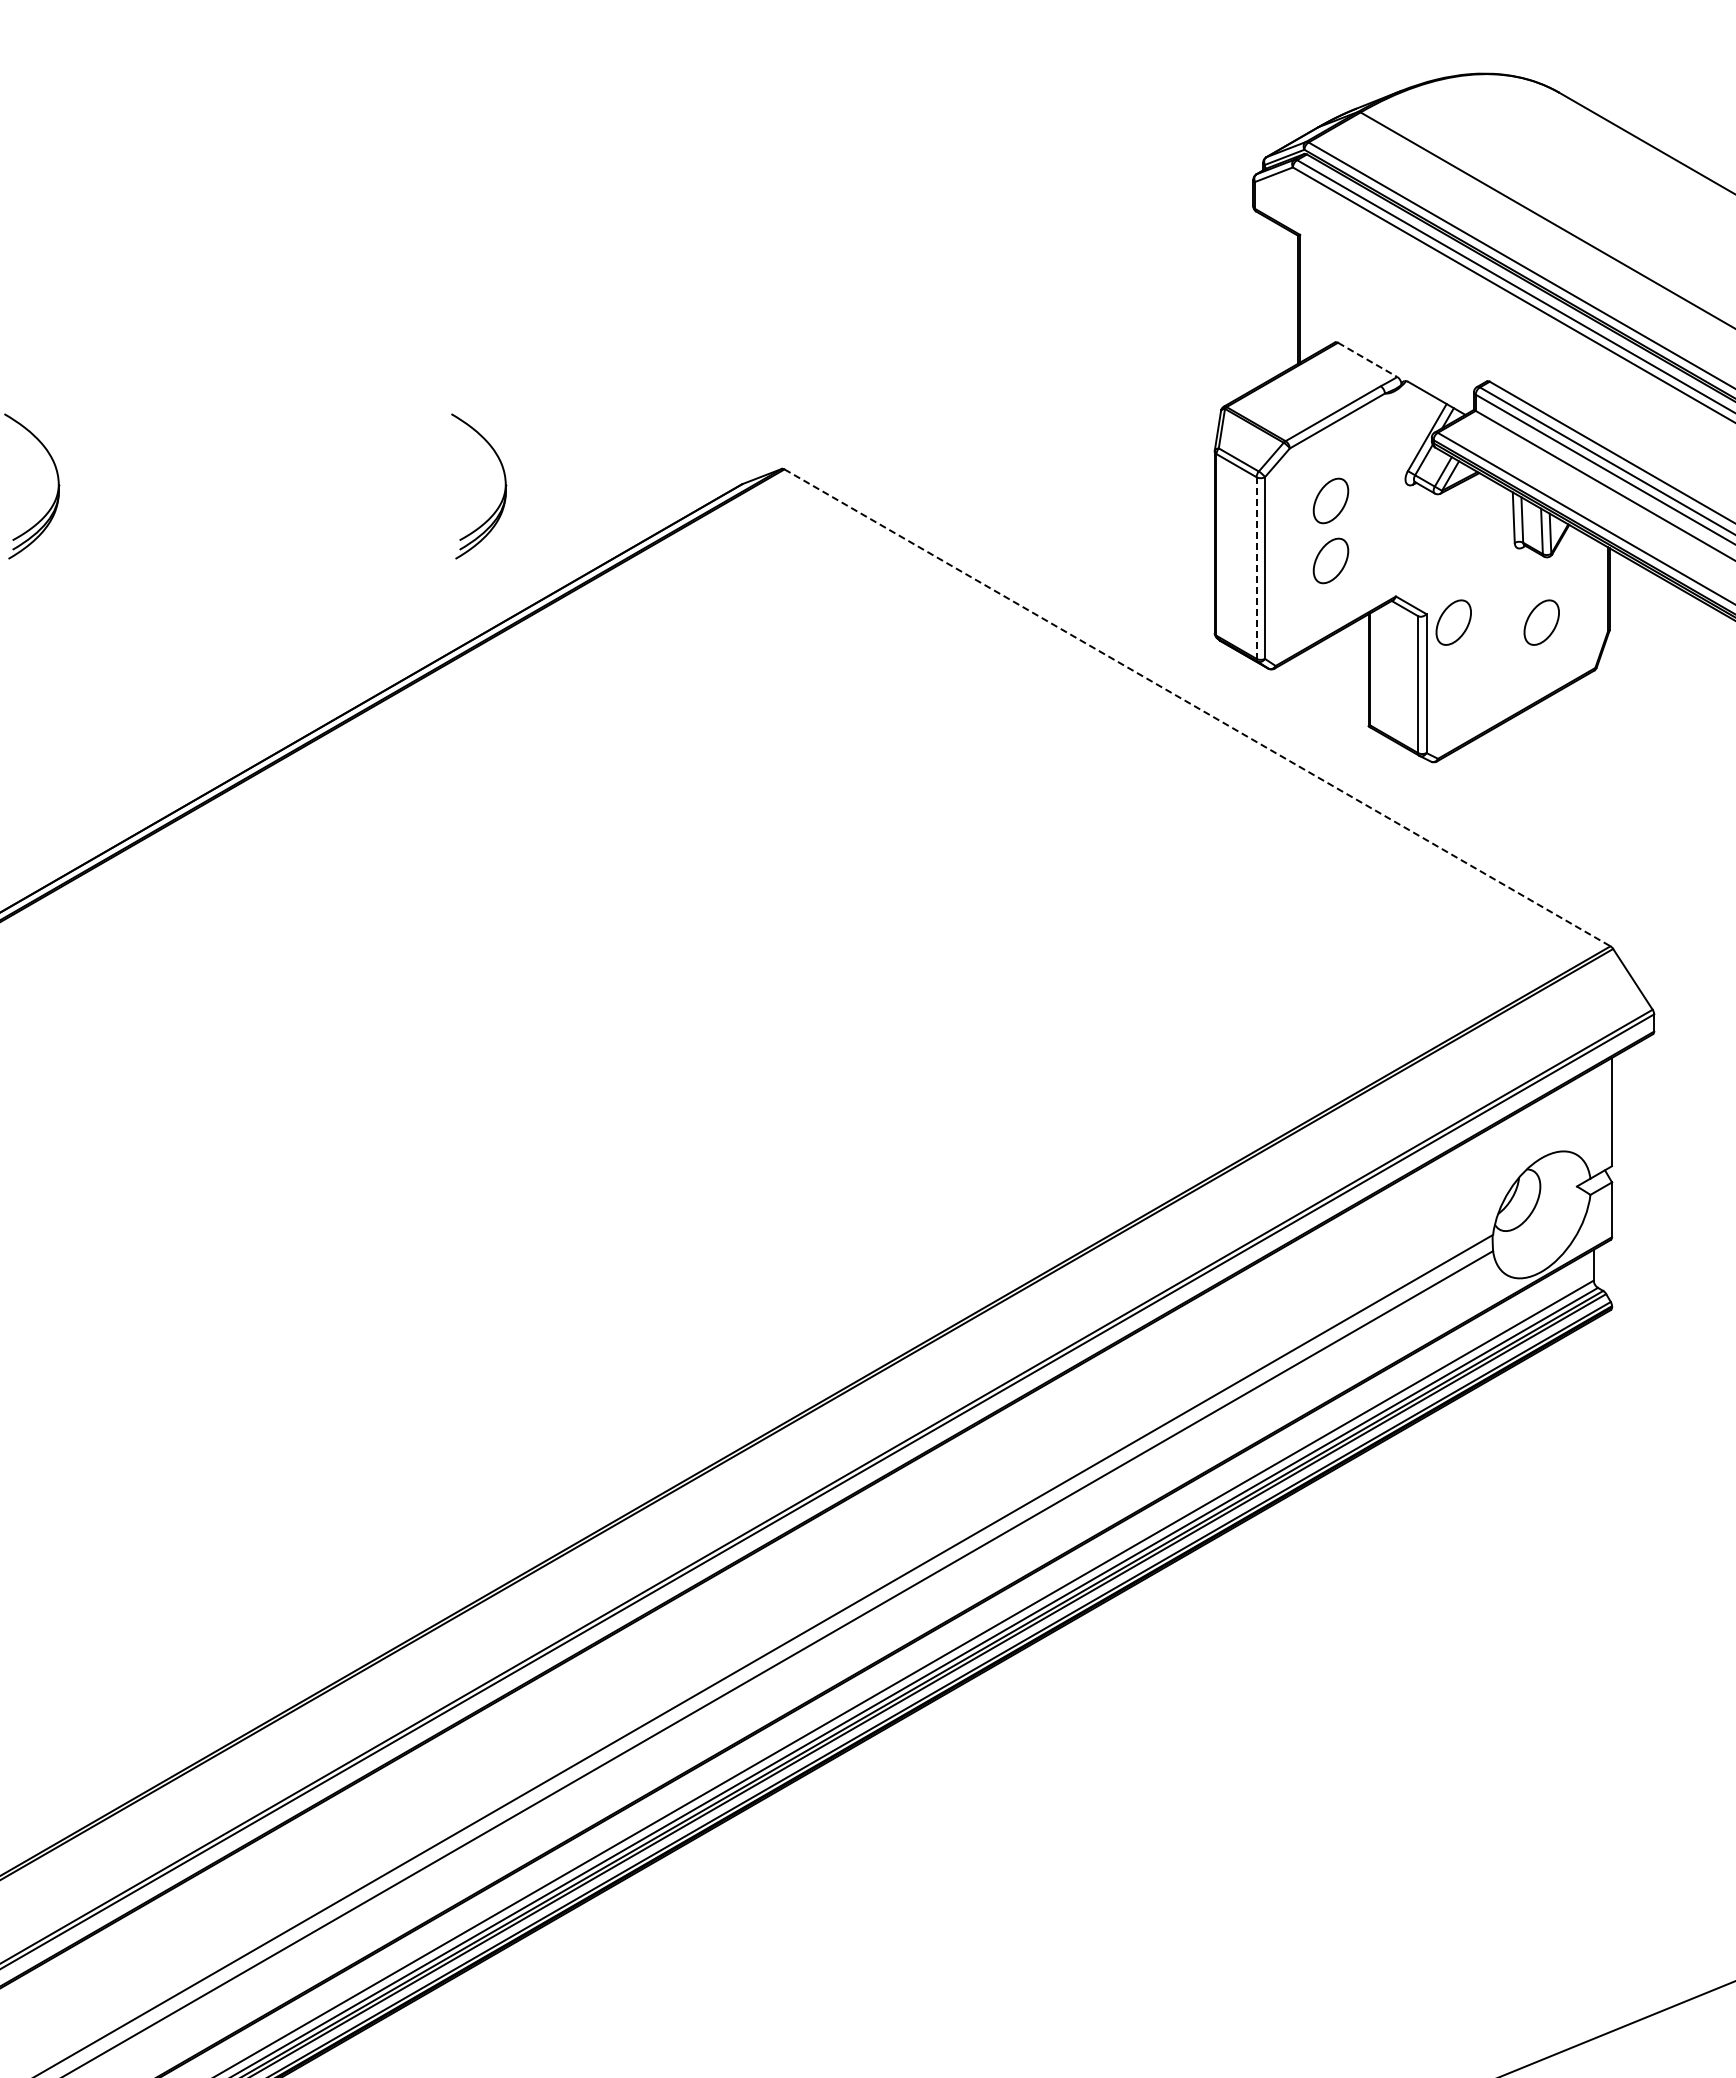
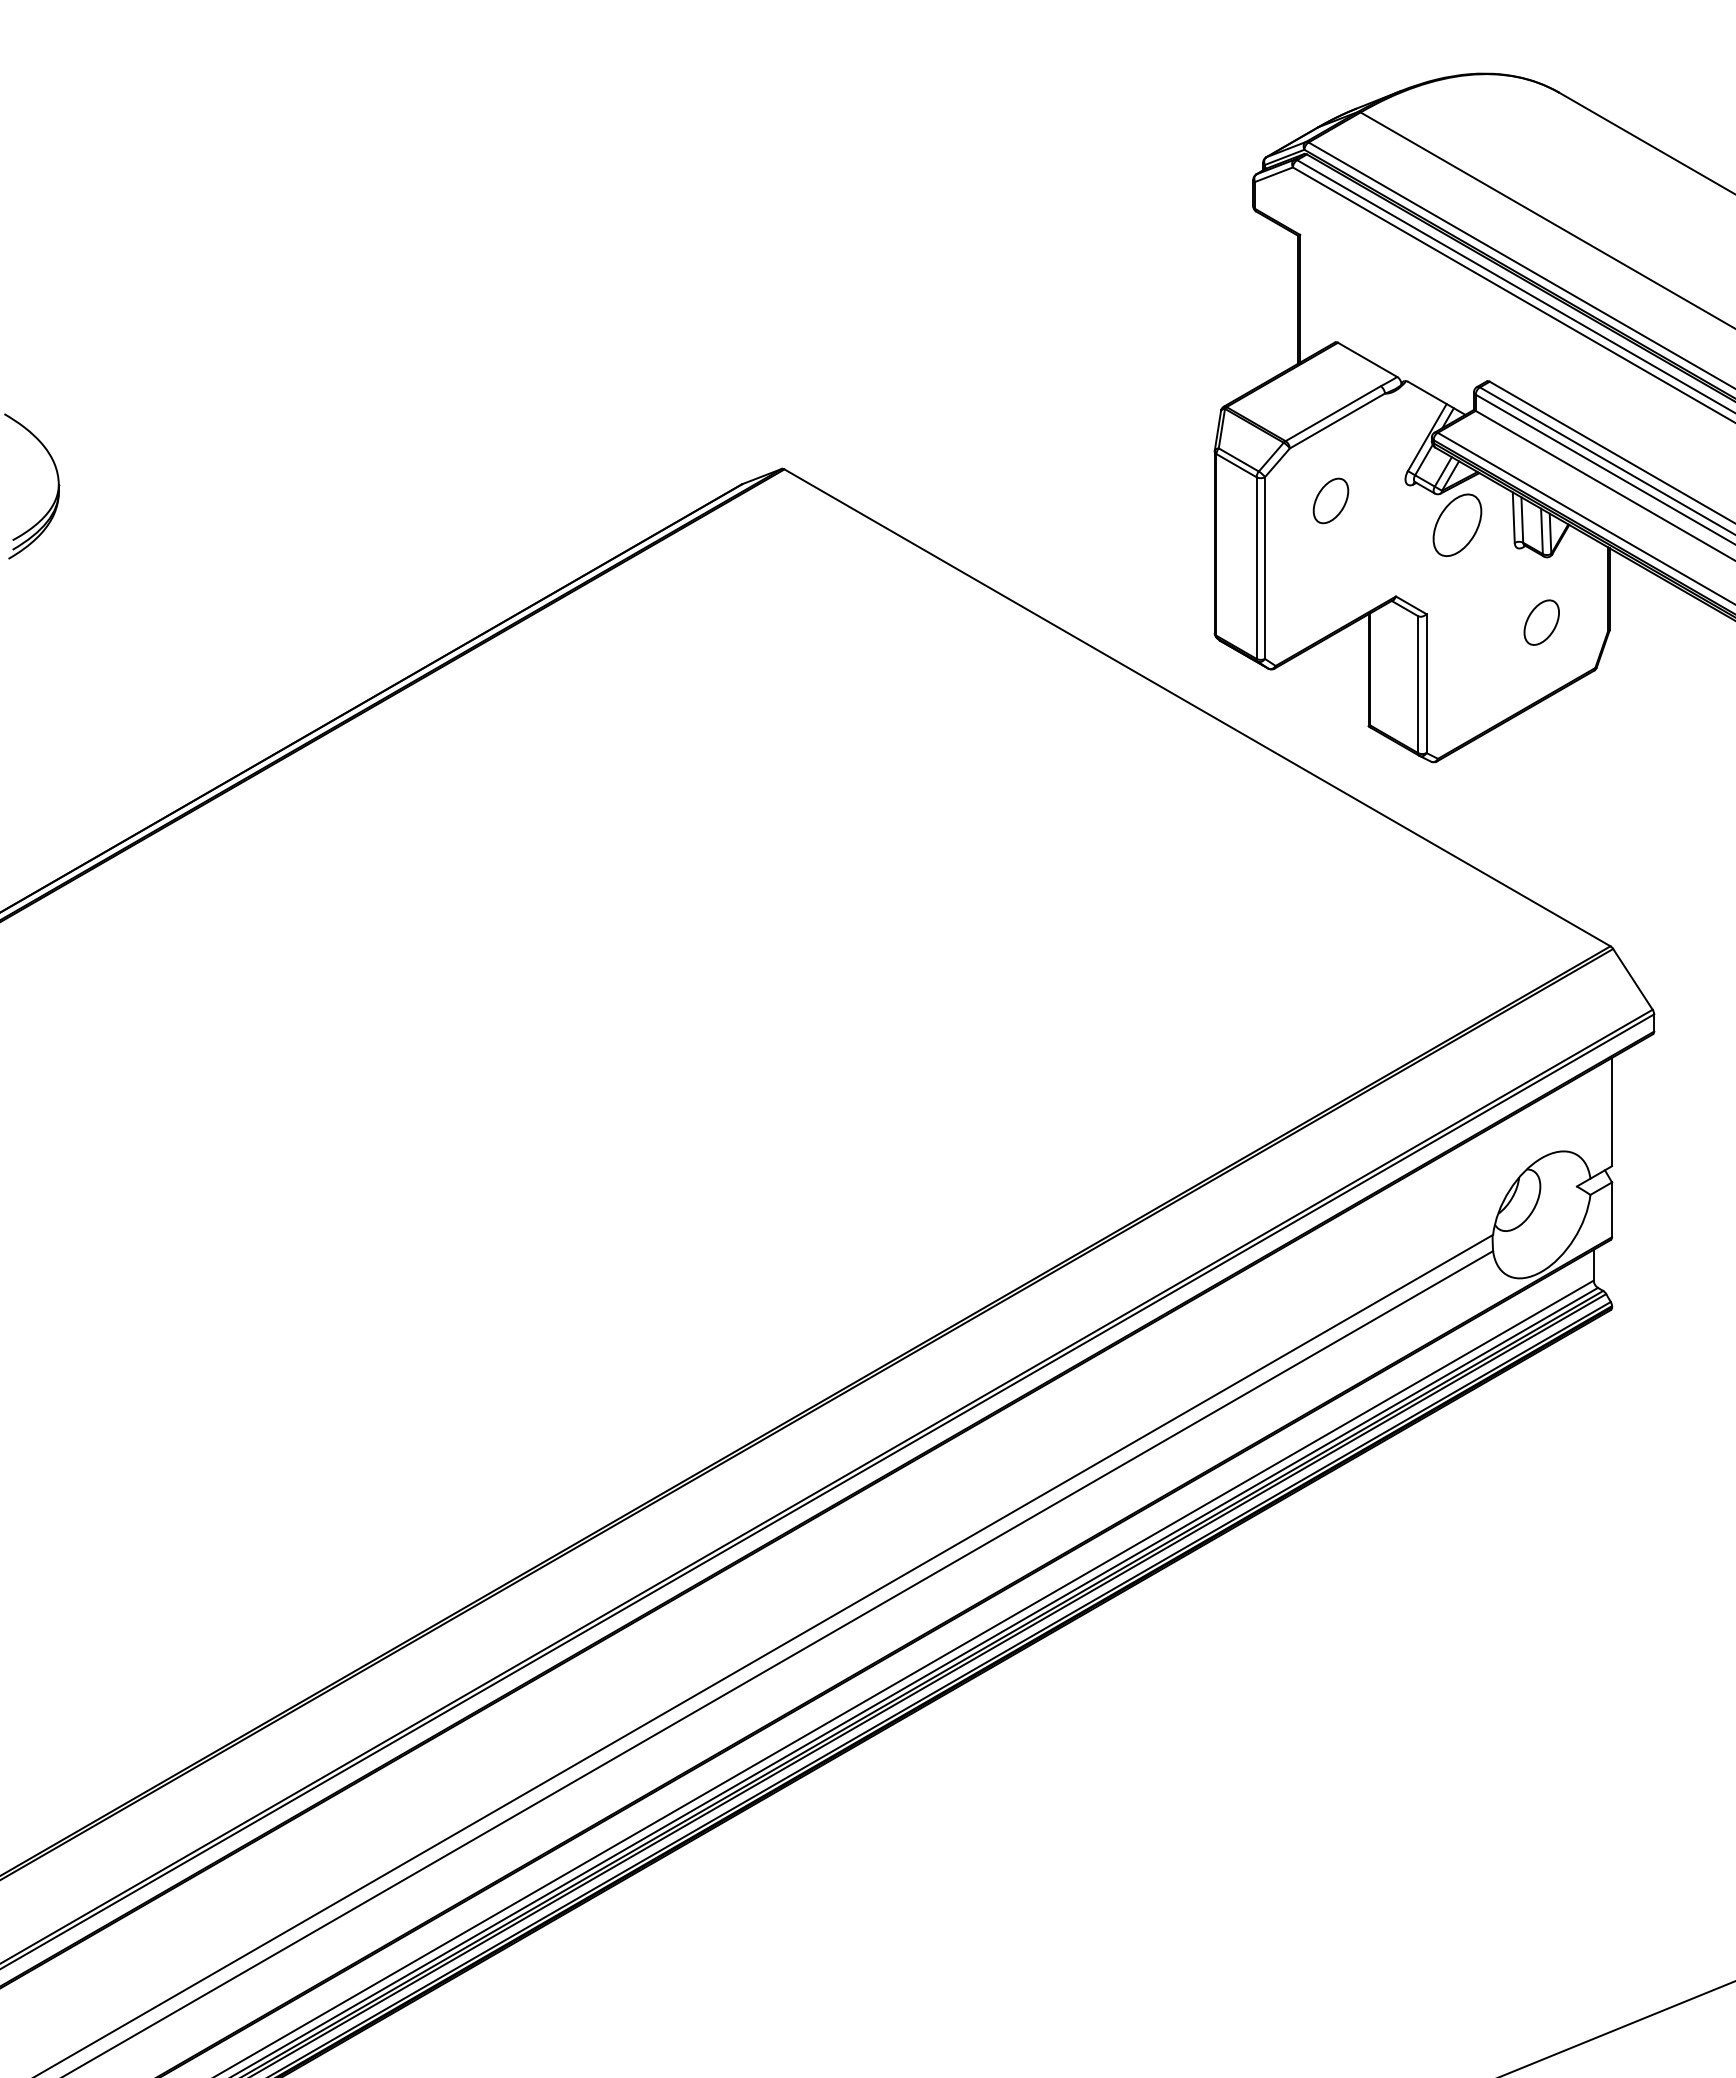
line: dashed -> solid (1368, 360)
part: present -> none (504, 486)
part: none -> present (1457, 525)
part: present -> none (1330, 560)
line: dashed -> solid (1256, 568)
part: present -> none (1453, 622)
line: dashed -> solid (1197, 707)
